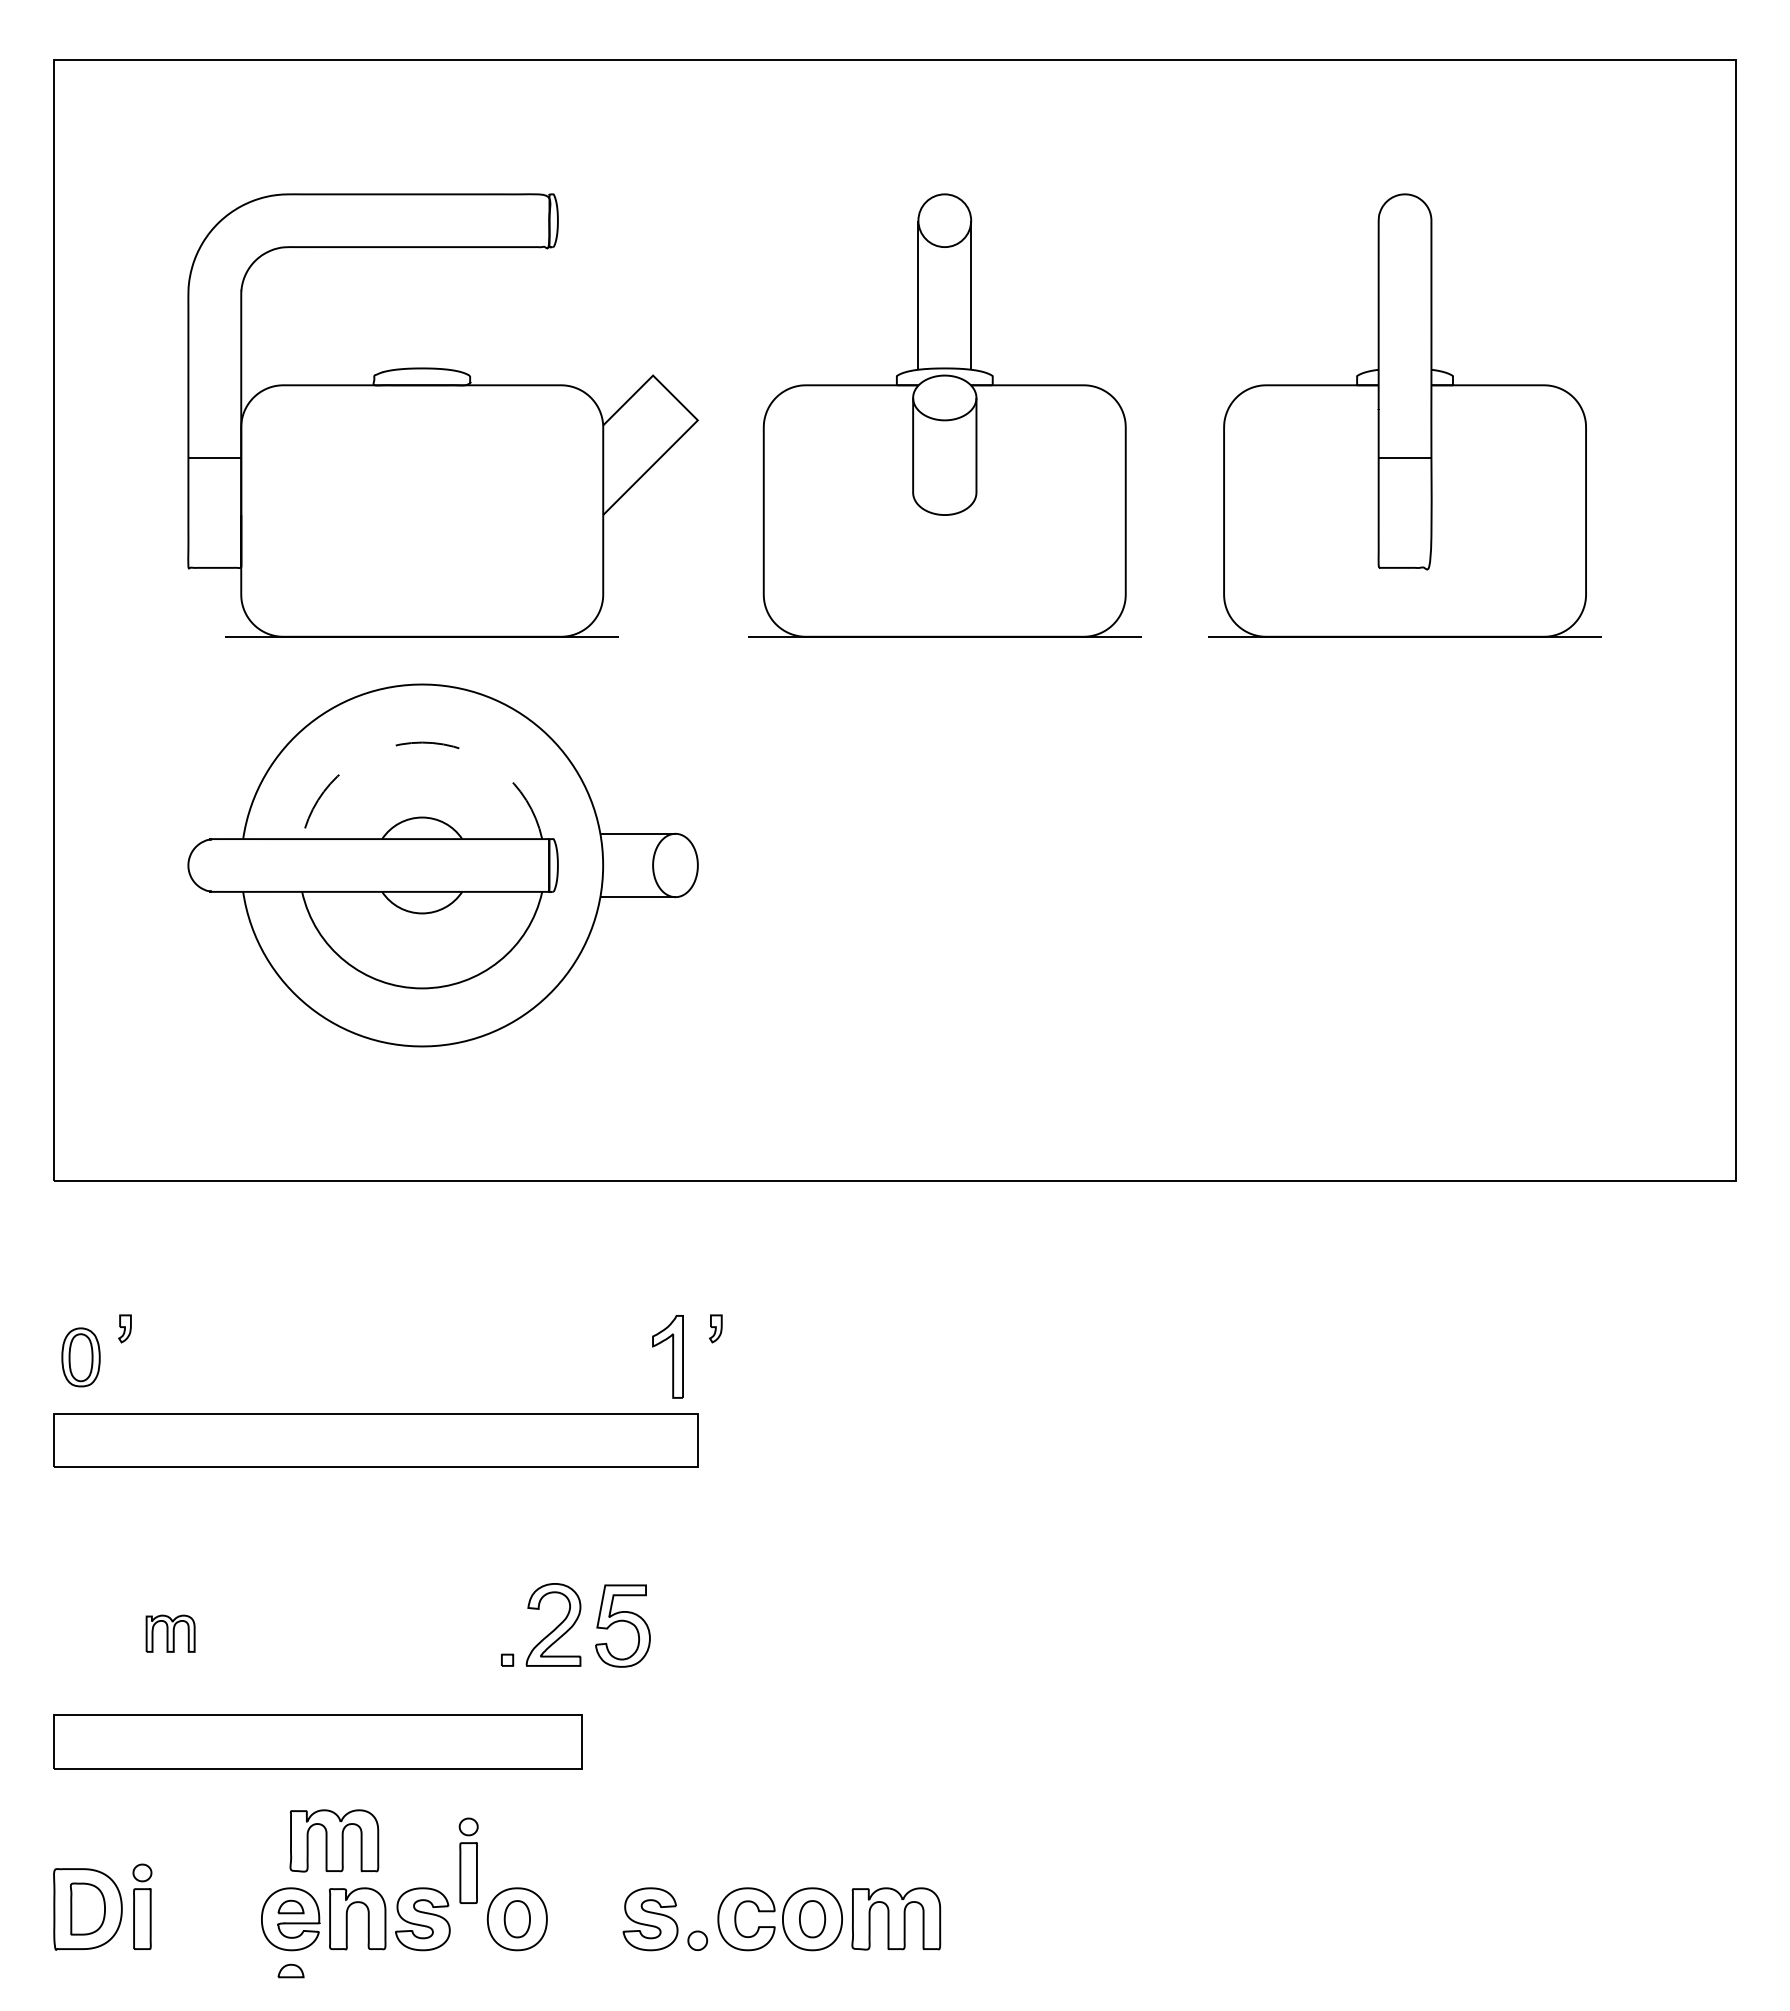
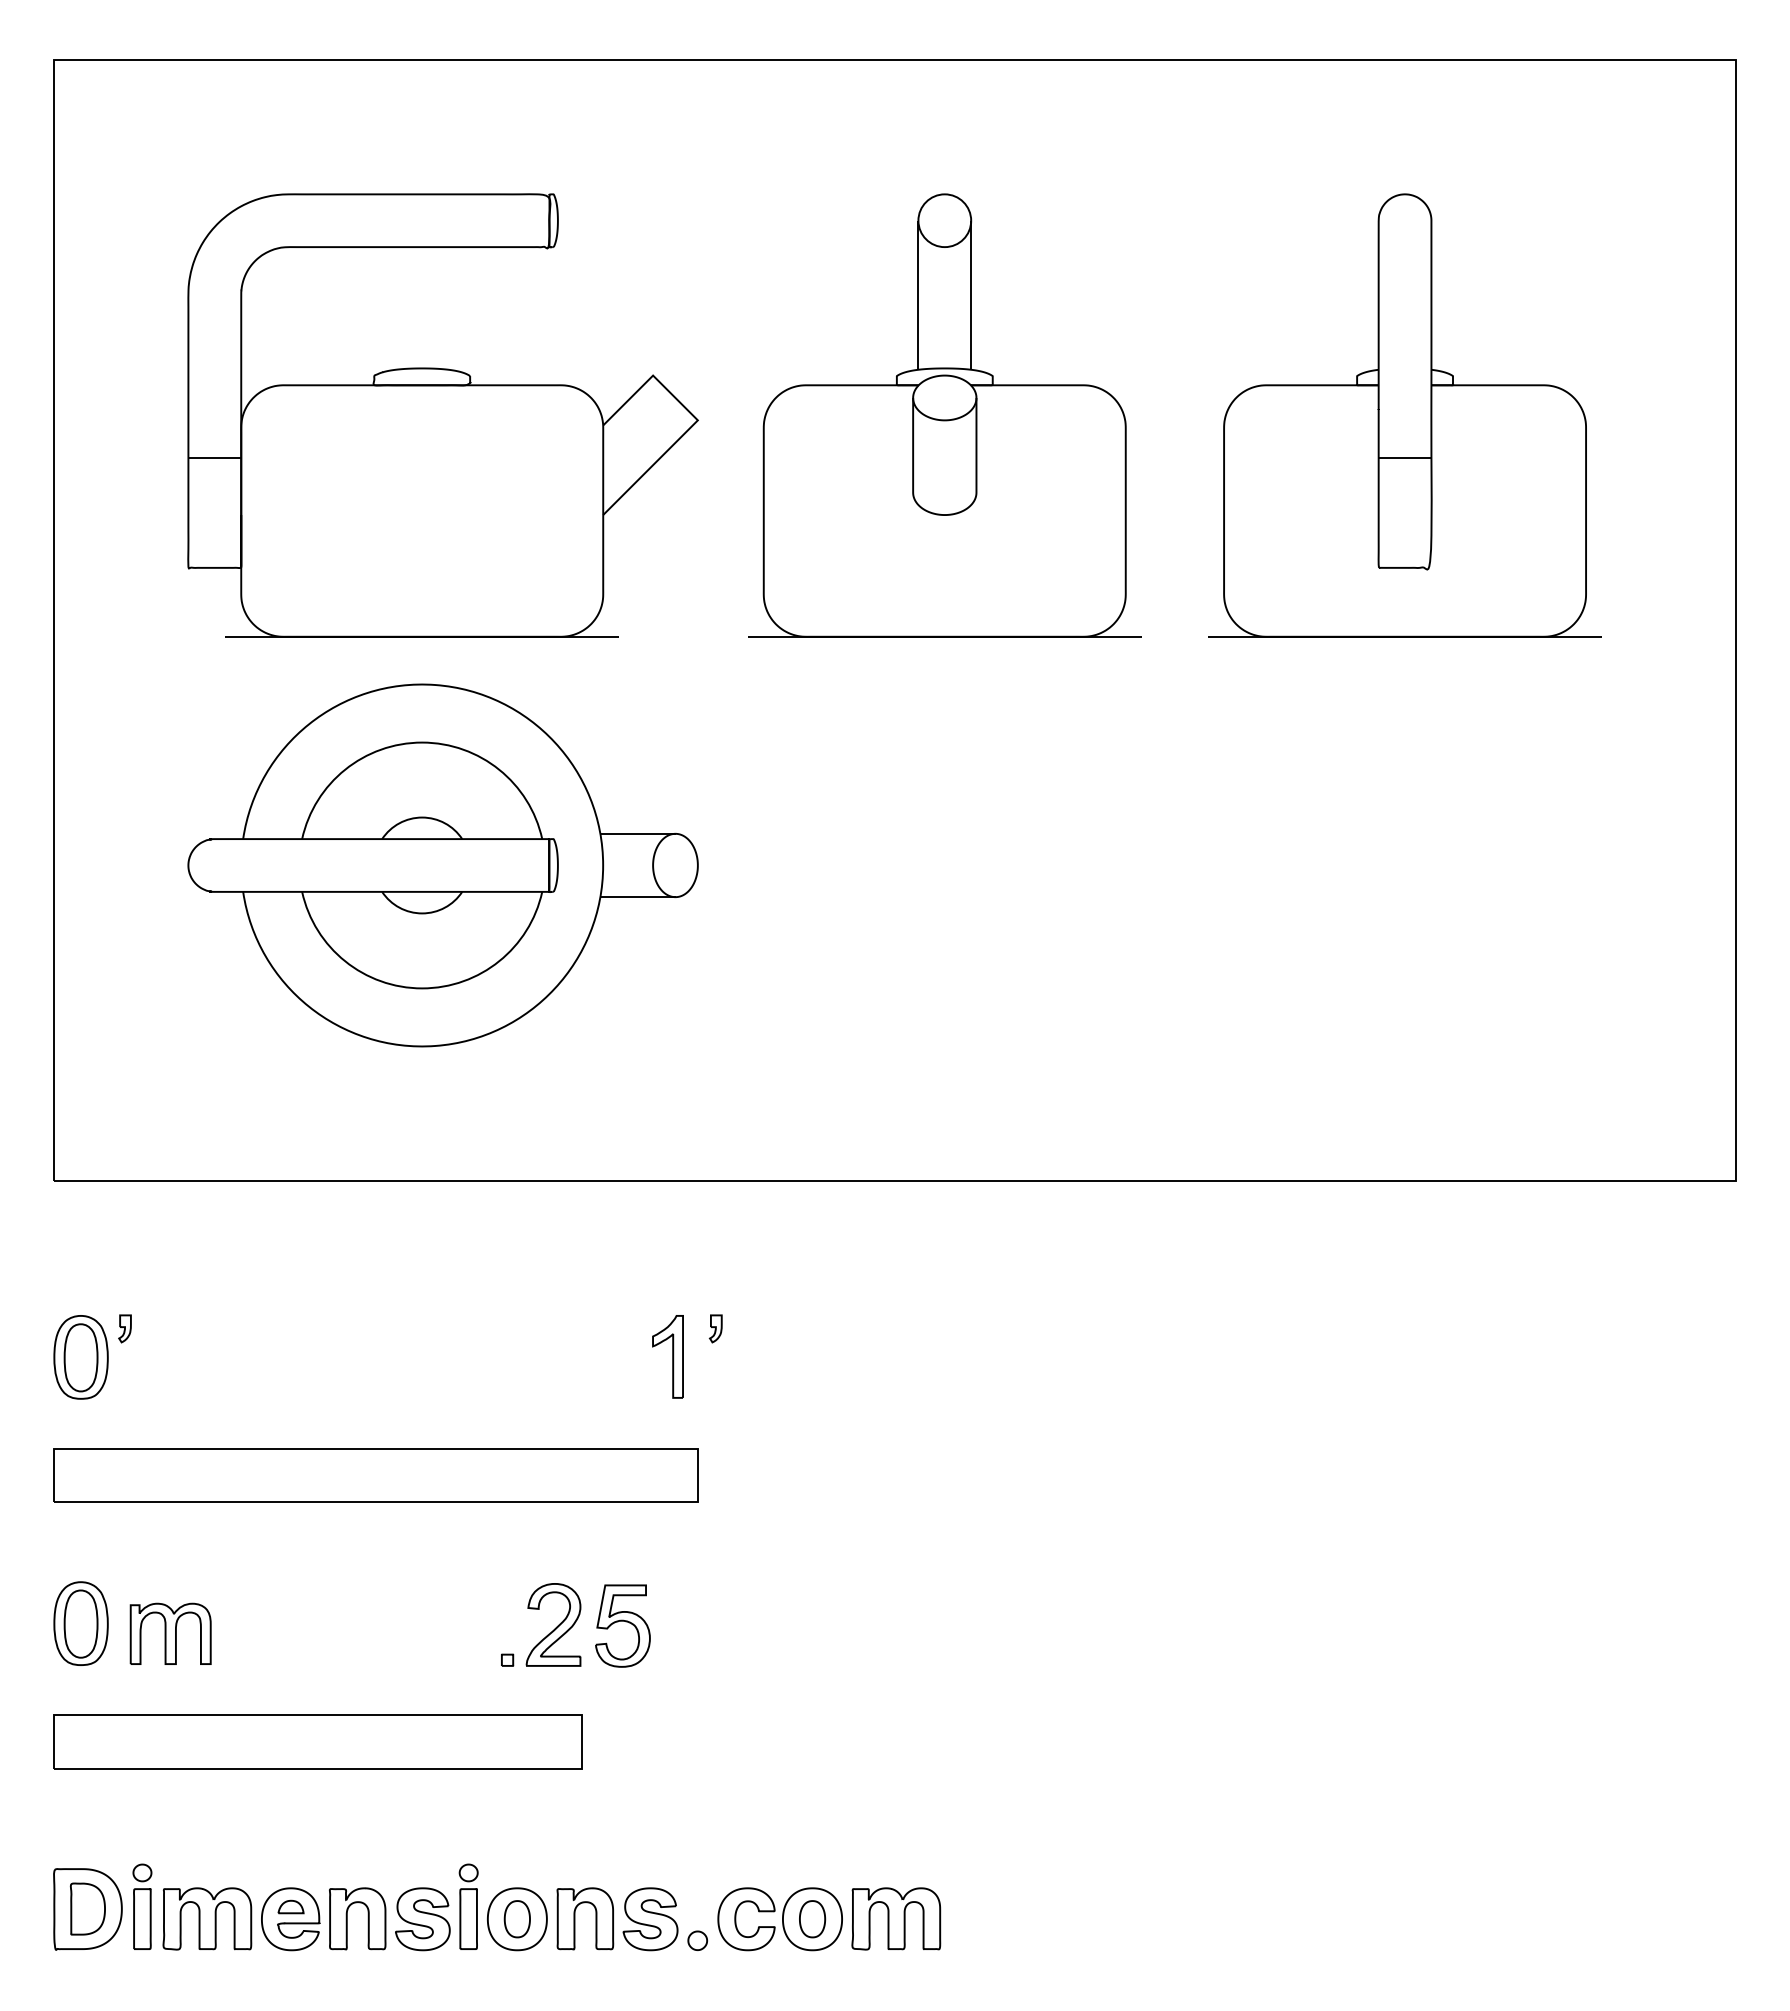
arc: dashed -> solid (422, 742)
part size: 40x61 px -> 56x85 px (80, 1357)
part position: (375, 1440) -> (375, 1475) (375, 1475)
part: none -> present (80, 1623)
part size: 51x39 px -> 83x63 px (170, 1633)
part position: (334, 1840) -> (207, 1918) (207, 1918)
part position: (468, 1860) -> (468, 1906) (468, 1906)
part: none -> present (575, 1918)
part: present -> none (290, 1970)
